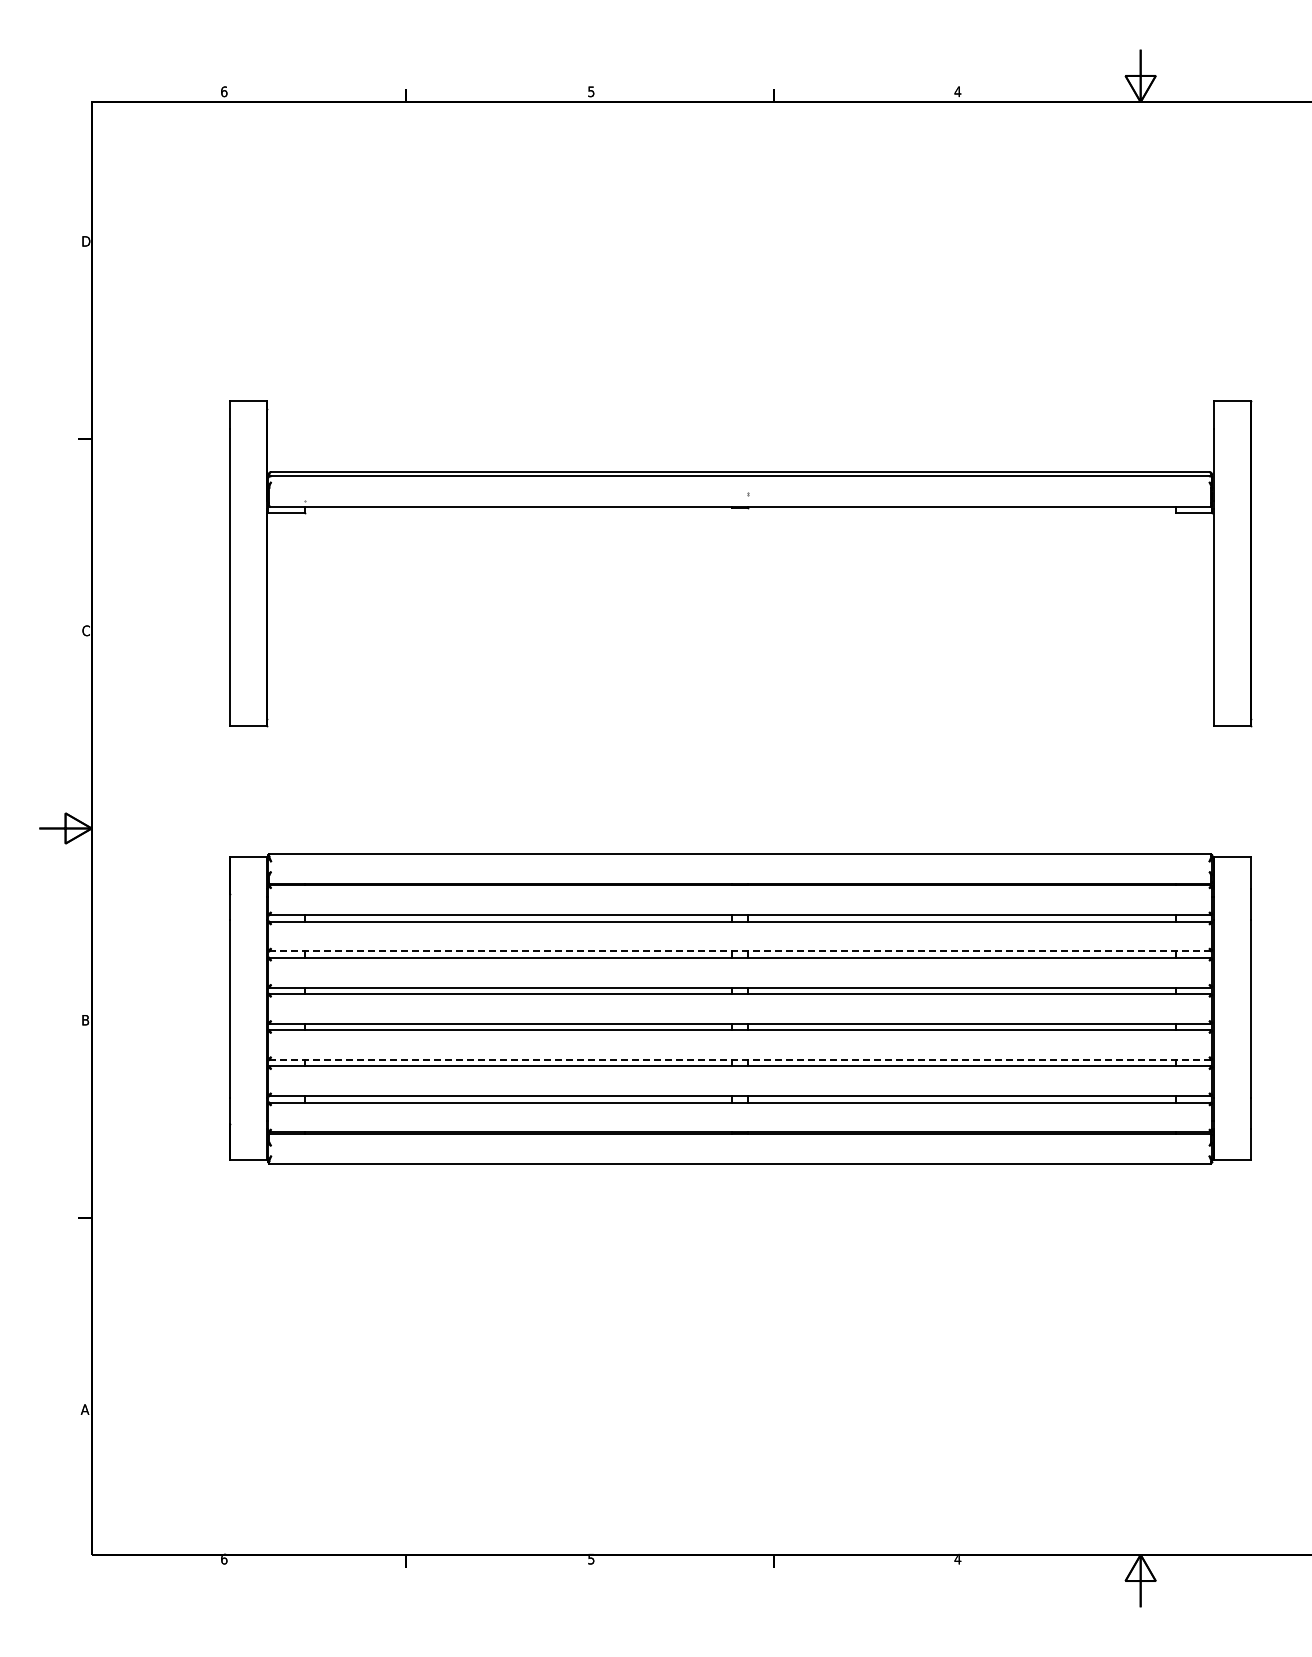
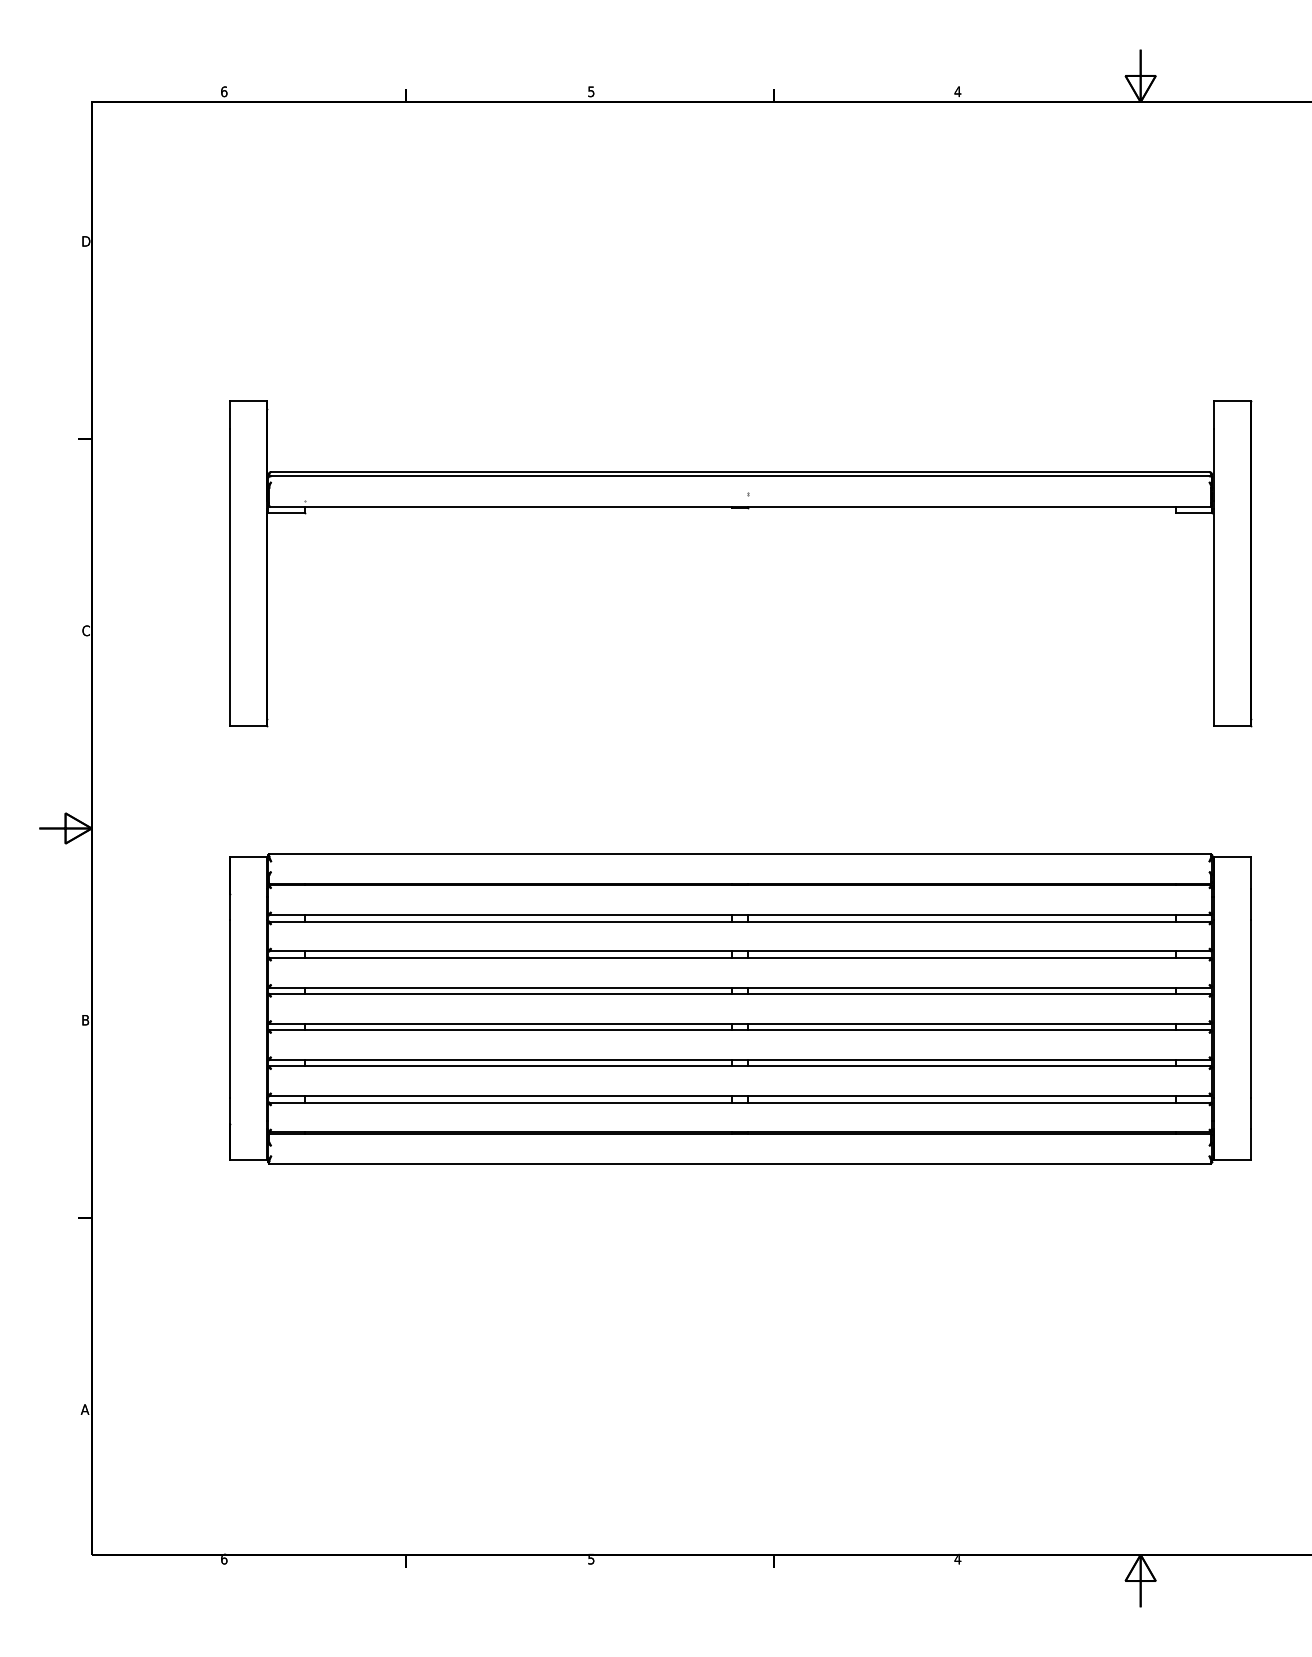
line: dashed -> solid (740, 951)
line: dashed -> solid (740, 1060)
